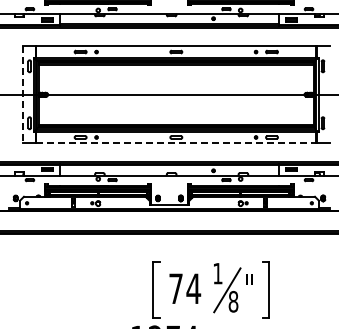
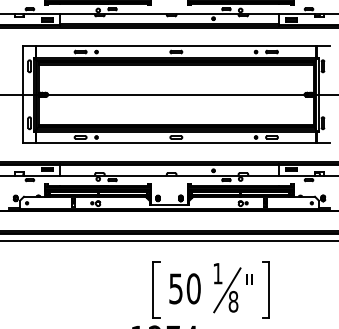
line: dashed -> solid (22, 95)
line: dashed -> solid (176, 143)
line: none -> present (168, 240)
text: 74 -> 50 (185, 288)
